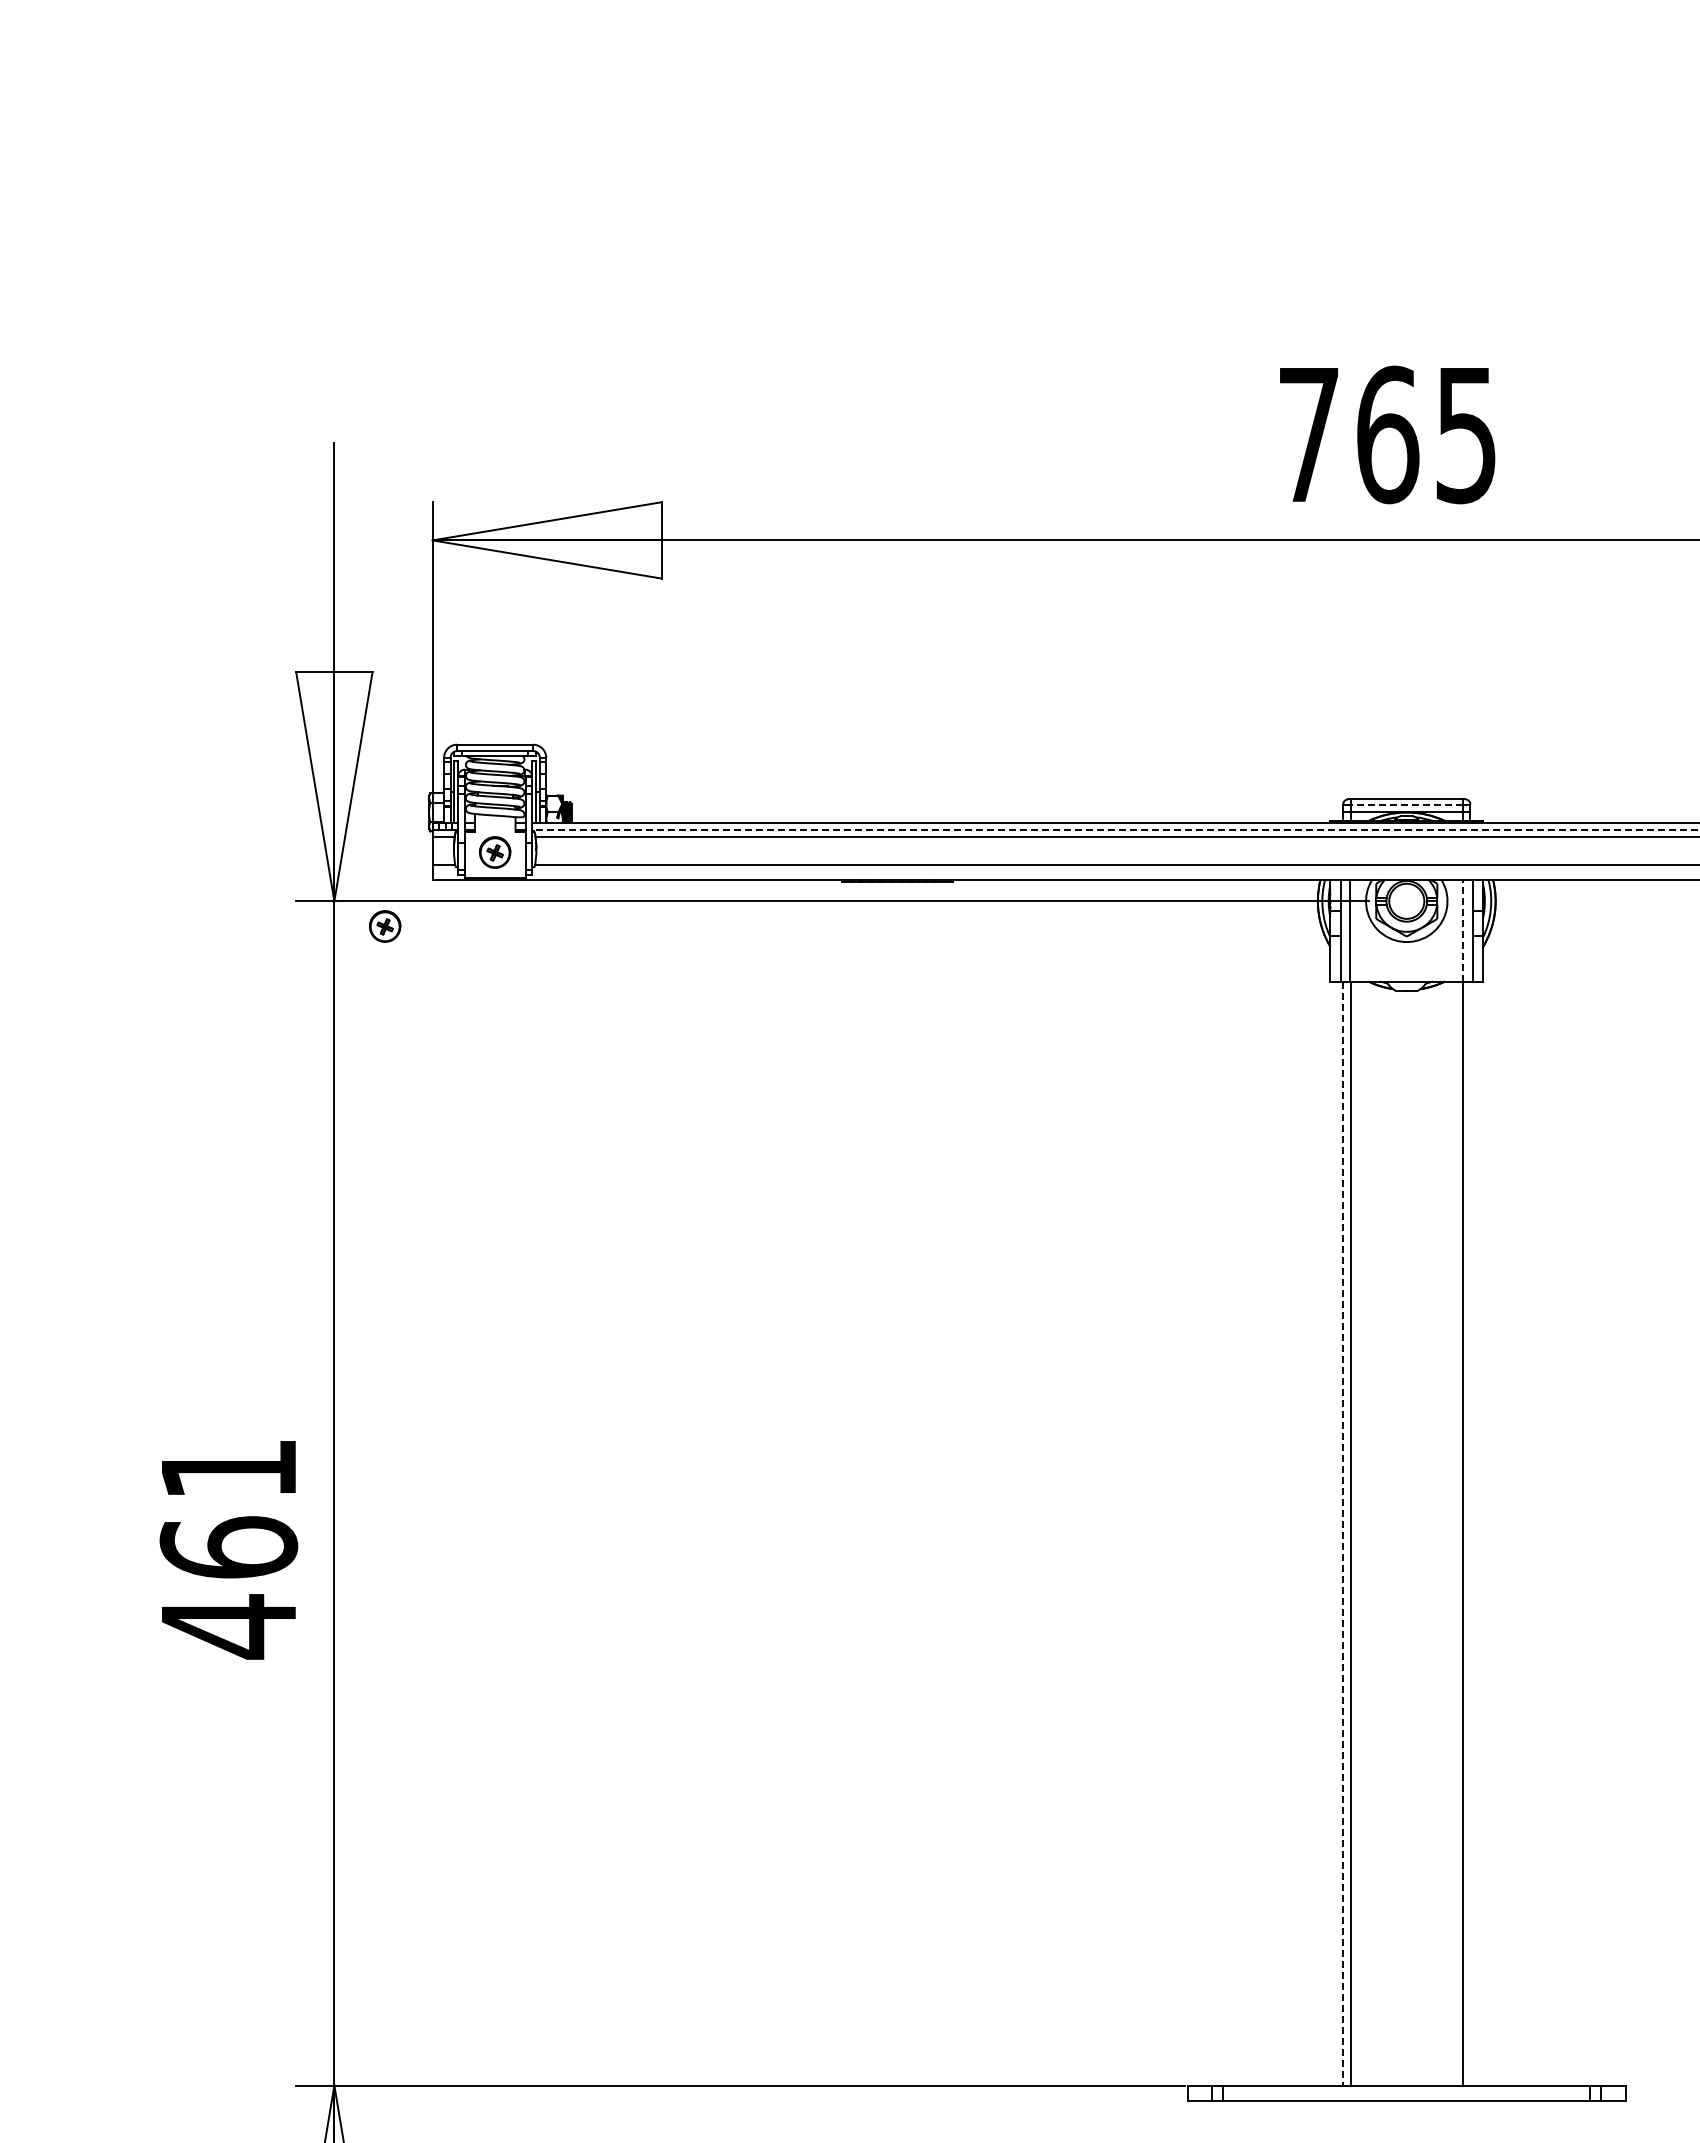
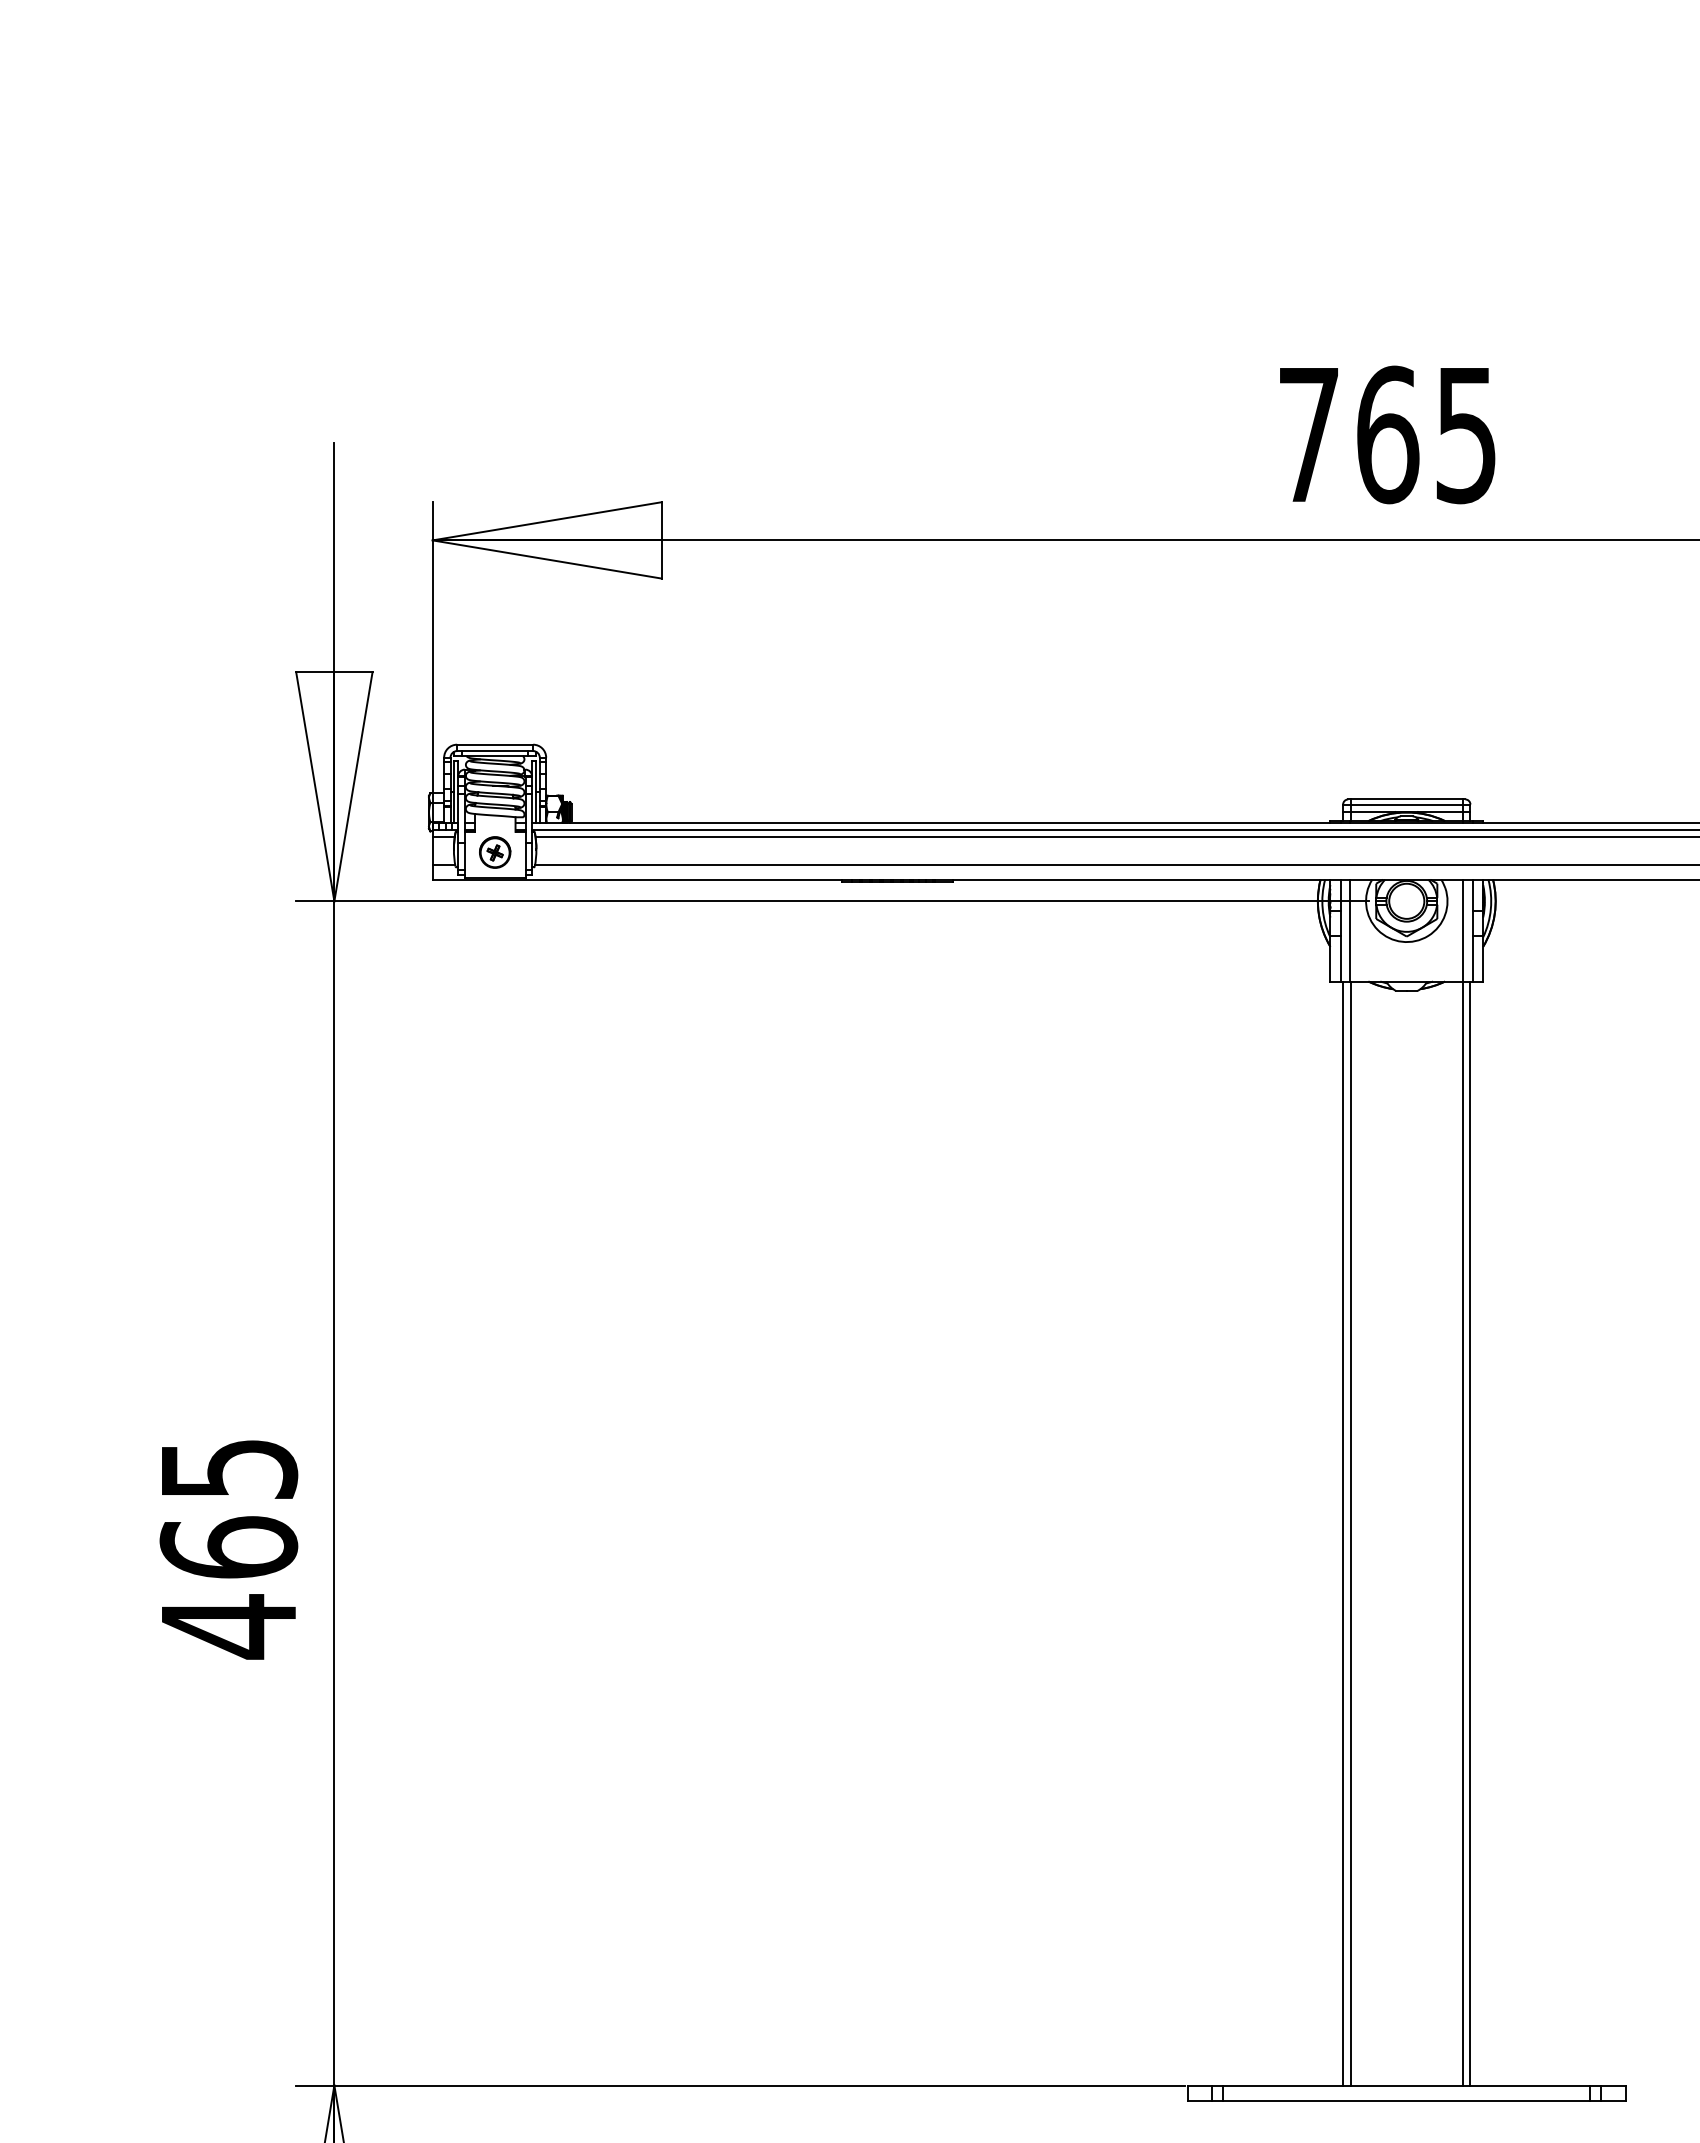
line: dashed -> solid (1406, 804)
line: dashed -> solid (1115, 830)
part: present -> none (385, 926)
line: dashed -> solid (1463, 930)
text: 461 -> 465 (230, 1469)
line: dashed -> solid (1343, 1533)
line: none -> present (1470, 1533)
